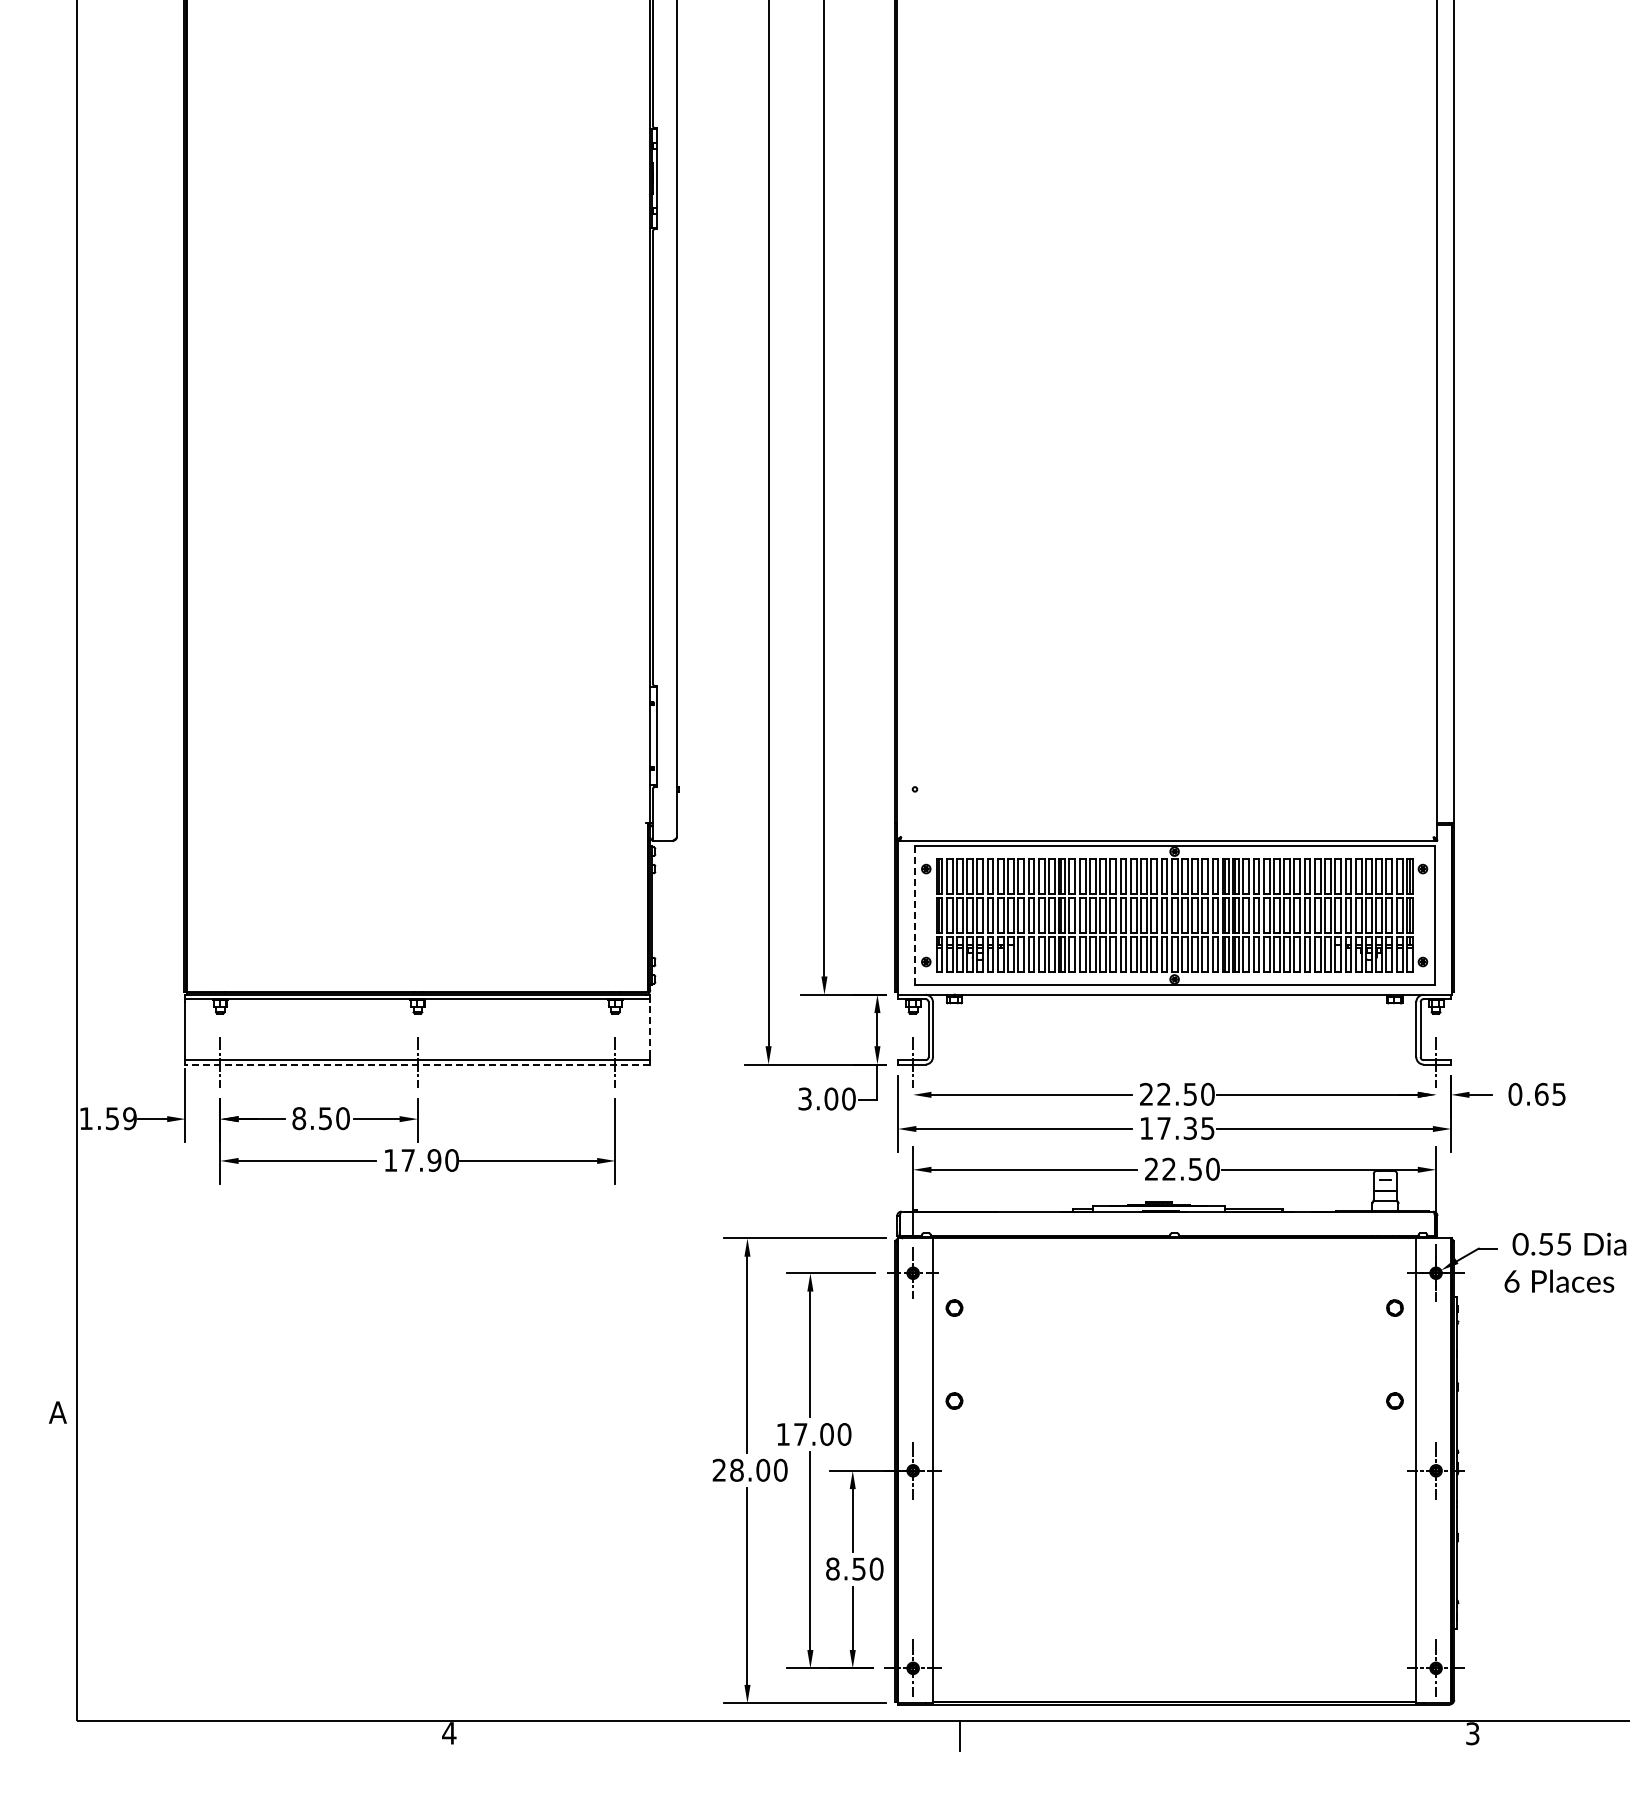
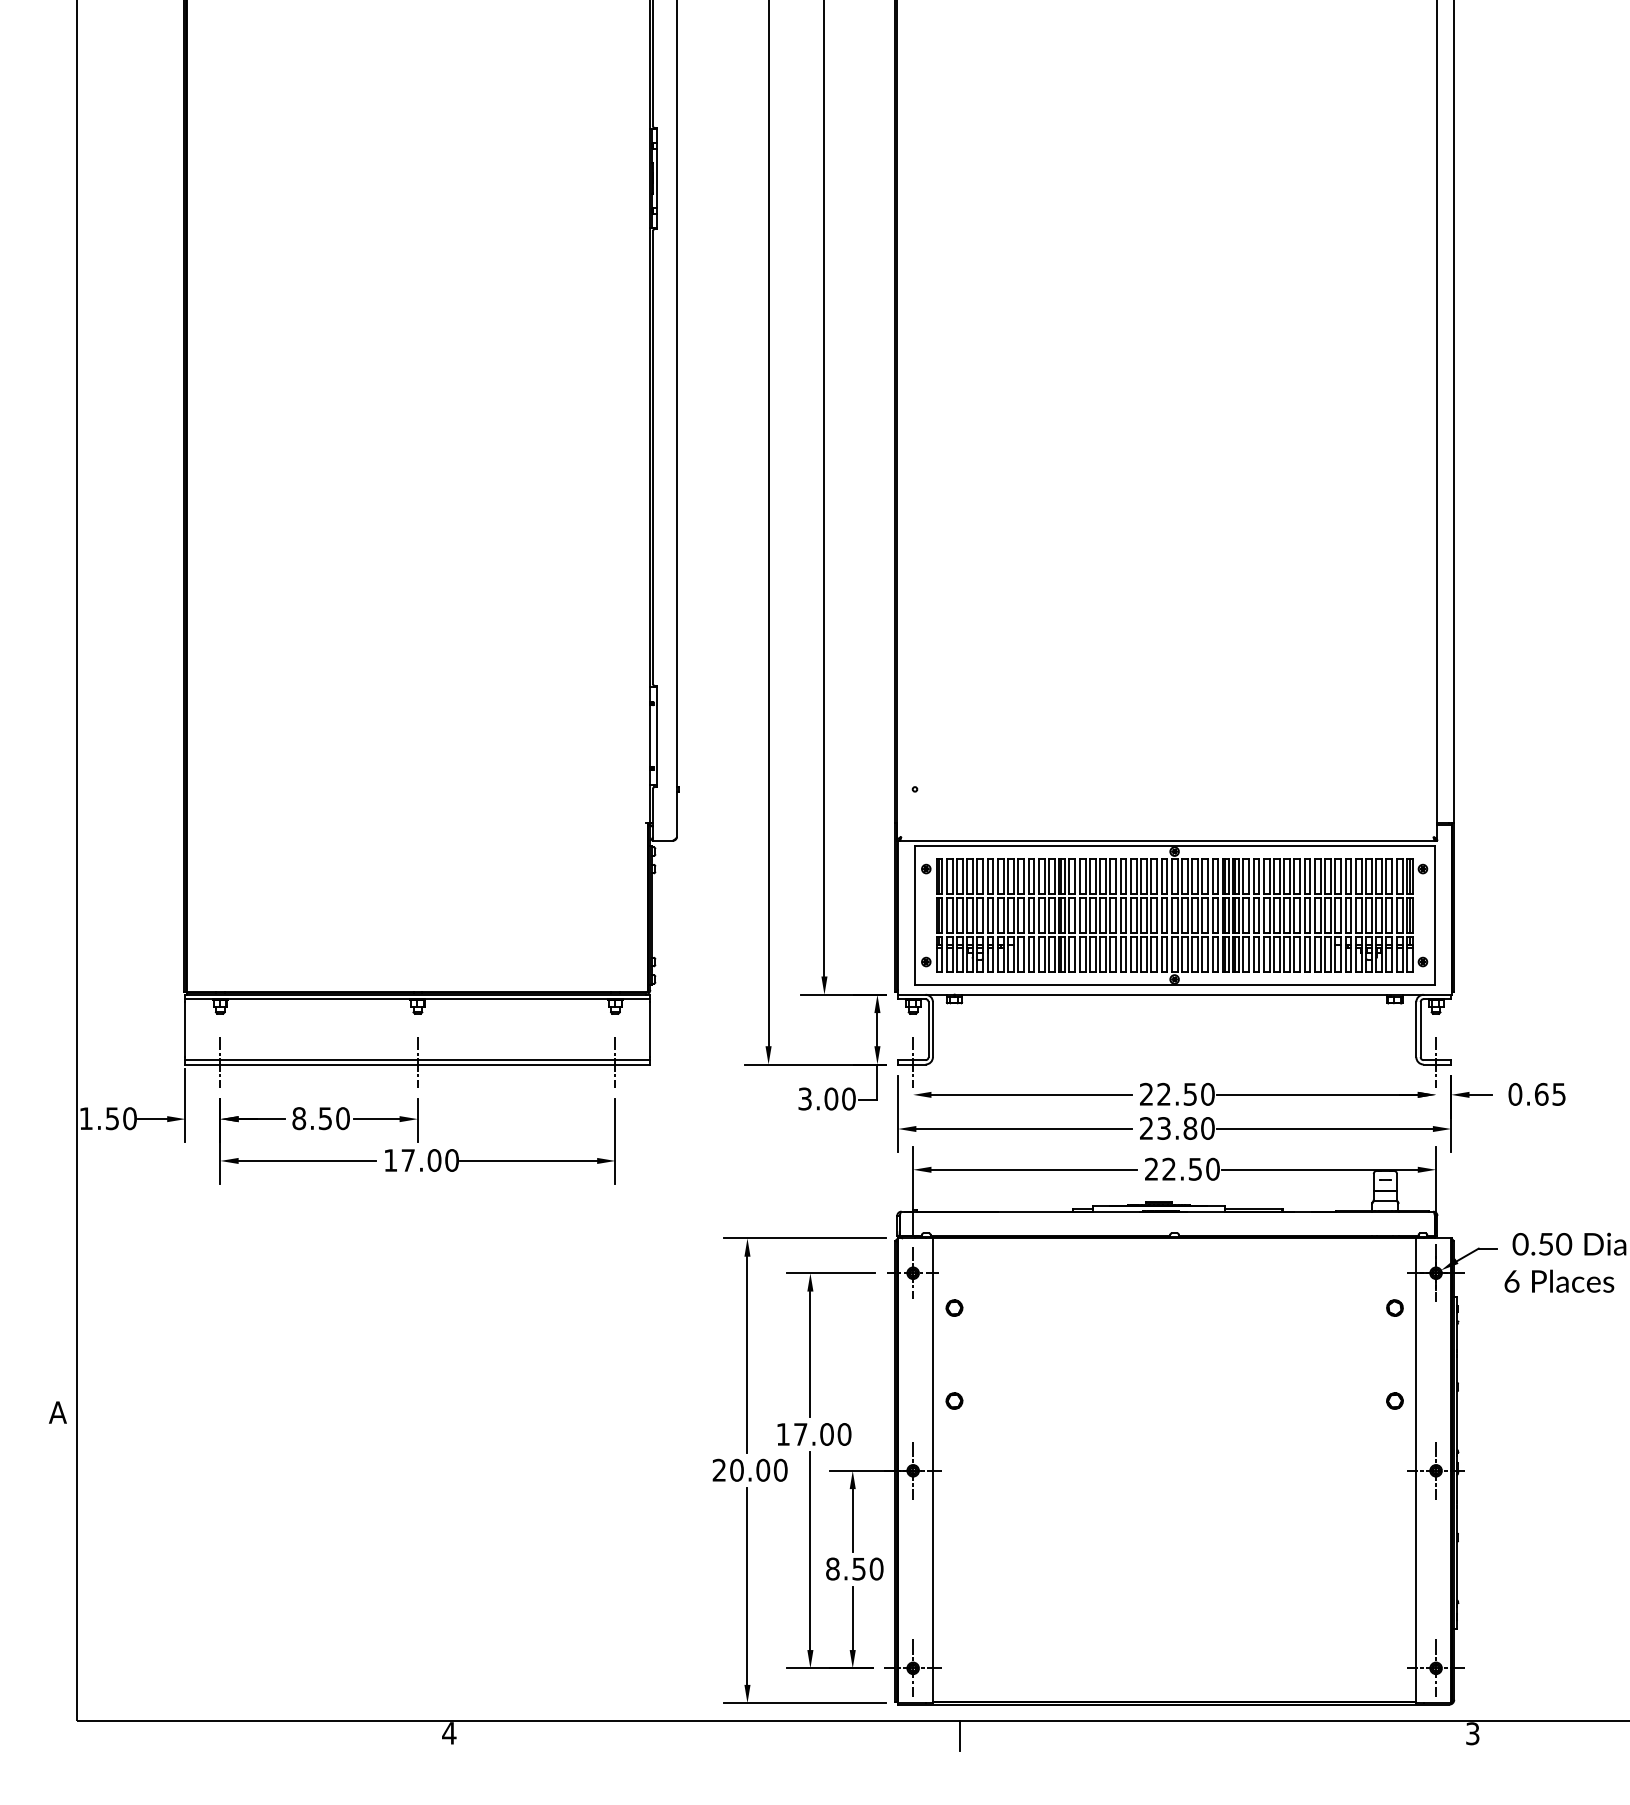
line: dashed -> solid (914, 915)
line: dashed -> solid (650, 1029)
line: dashed -> solid (417, 1064)
text: 1.59 -> 1.50 (129, 1118)
text: 17.35 -> 23.80 (1177, 1128)
text: 17.90 -> 17.00 (434, 1160)
text: 0.55 -> 0.50 (1564, 1244)
text: 28.00 -> 20.00 (736, 1470)
